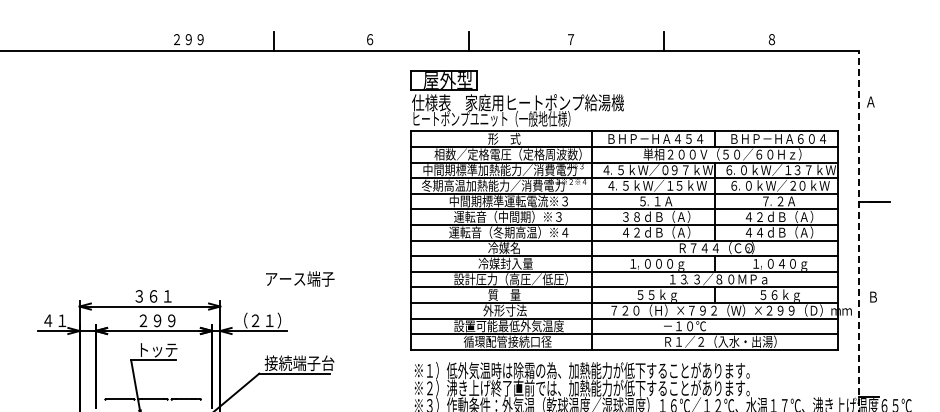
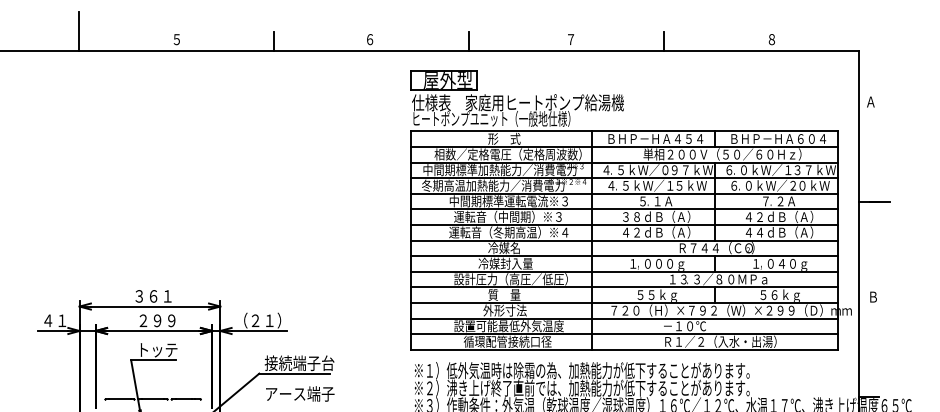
line: none -> present (78, 31)
text: ２９９ -> ５ (188, 39)
line: dashed -> solid (859, 231)
text position: (300, 278) -> (300, 393) (300, 393)
